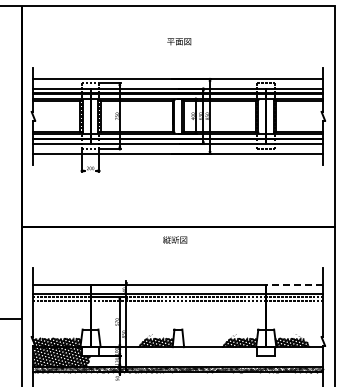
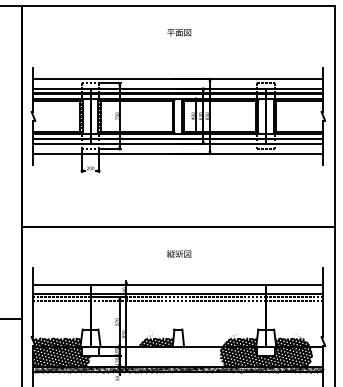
text position: (179, 41) -> (179, 32) (179, 32)
text position: (175, 239) -> (179, 253) (179, 253)
line: dashed -> solid (294, 284)
hatch: none -> present (266, 357)
